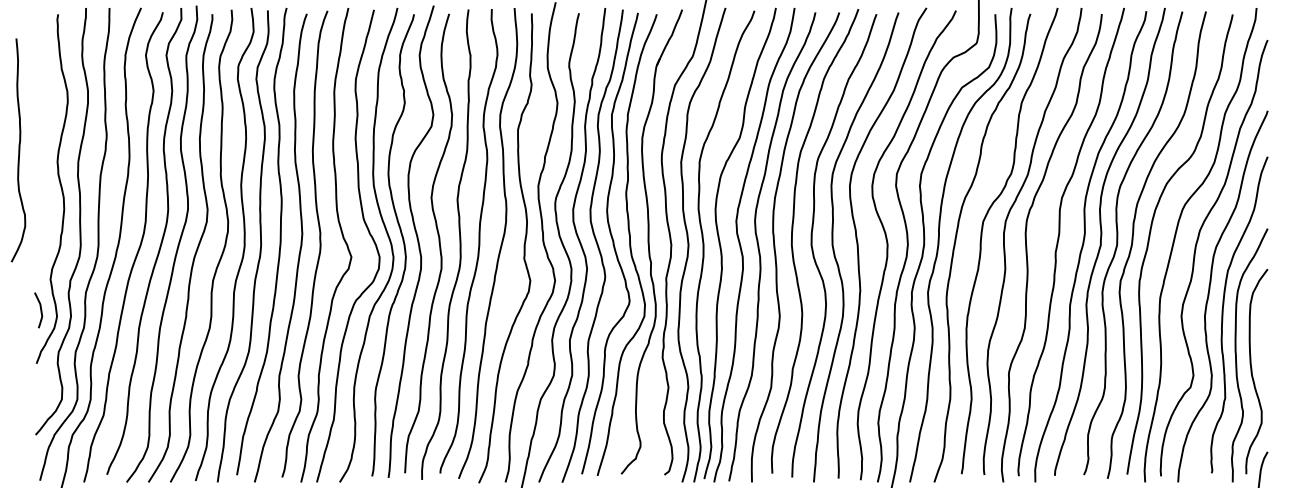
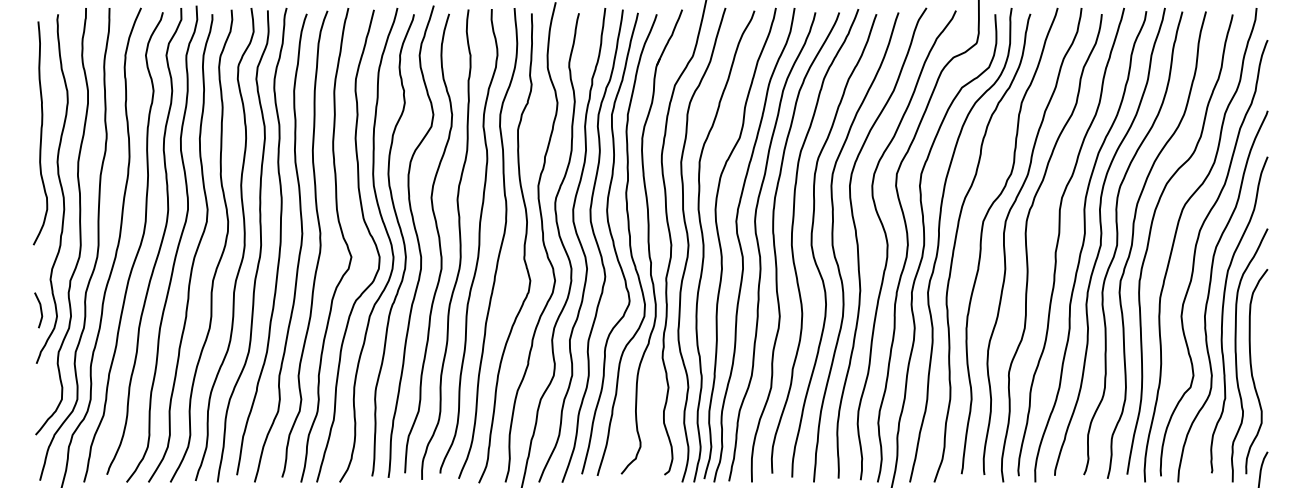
curve position: (18, 150) -> (40, 133) (40, 133)
